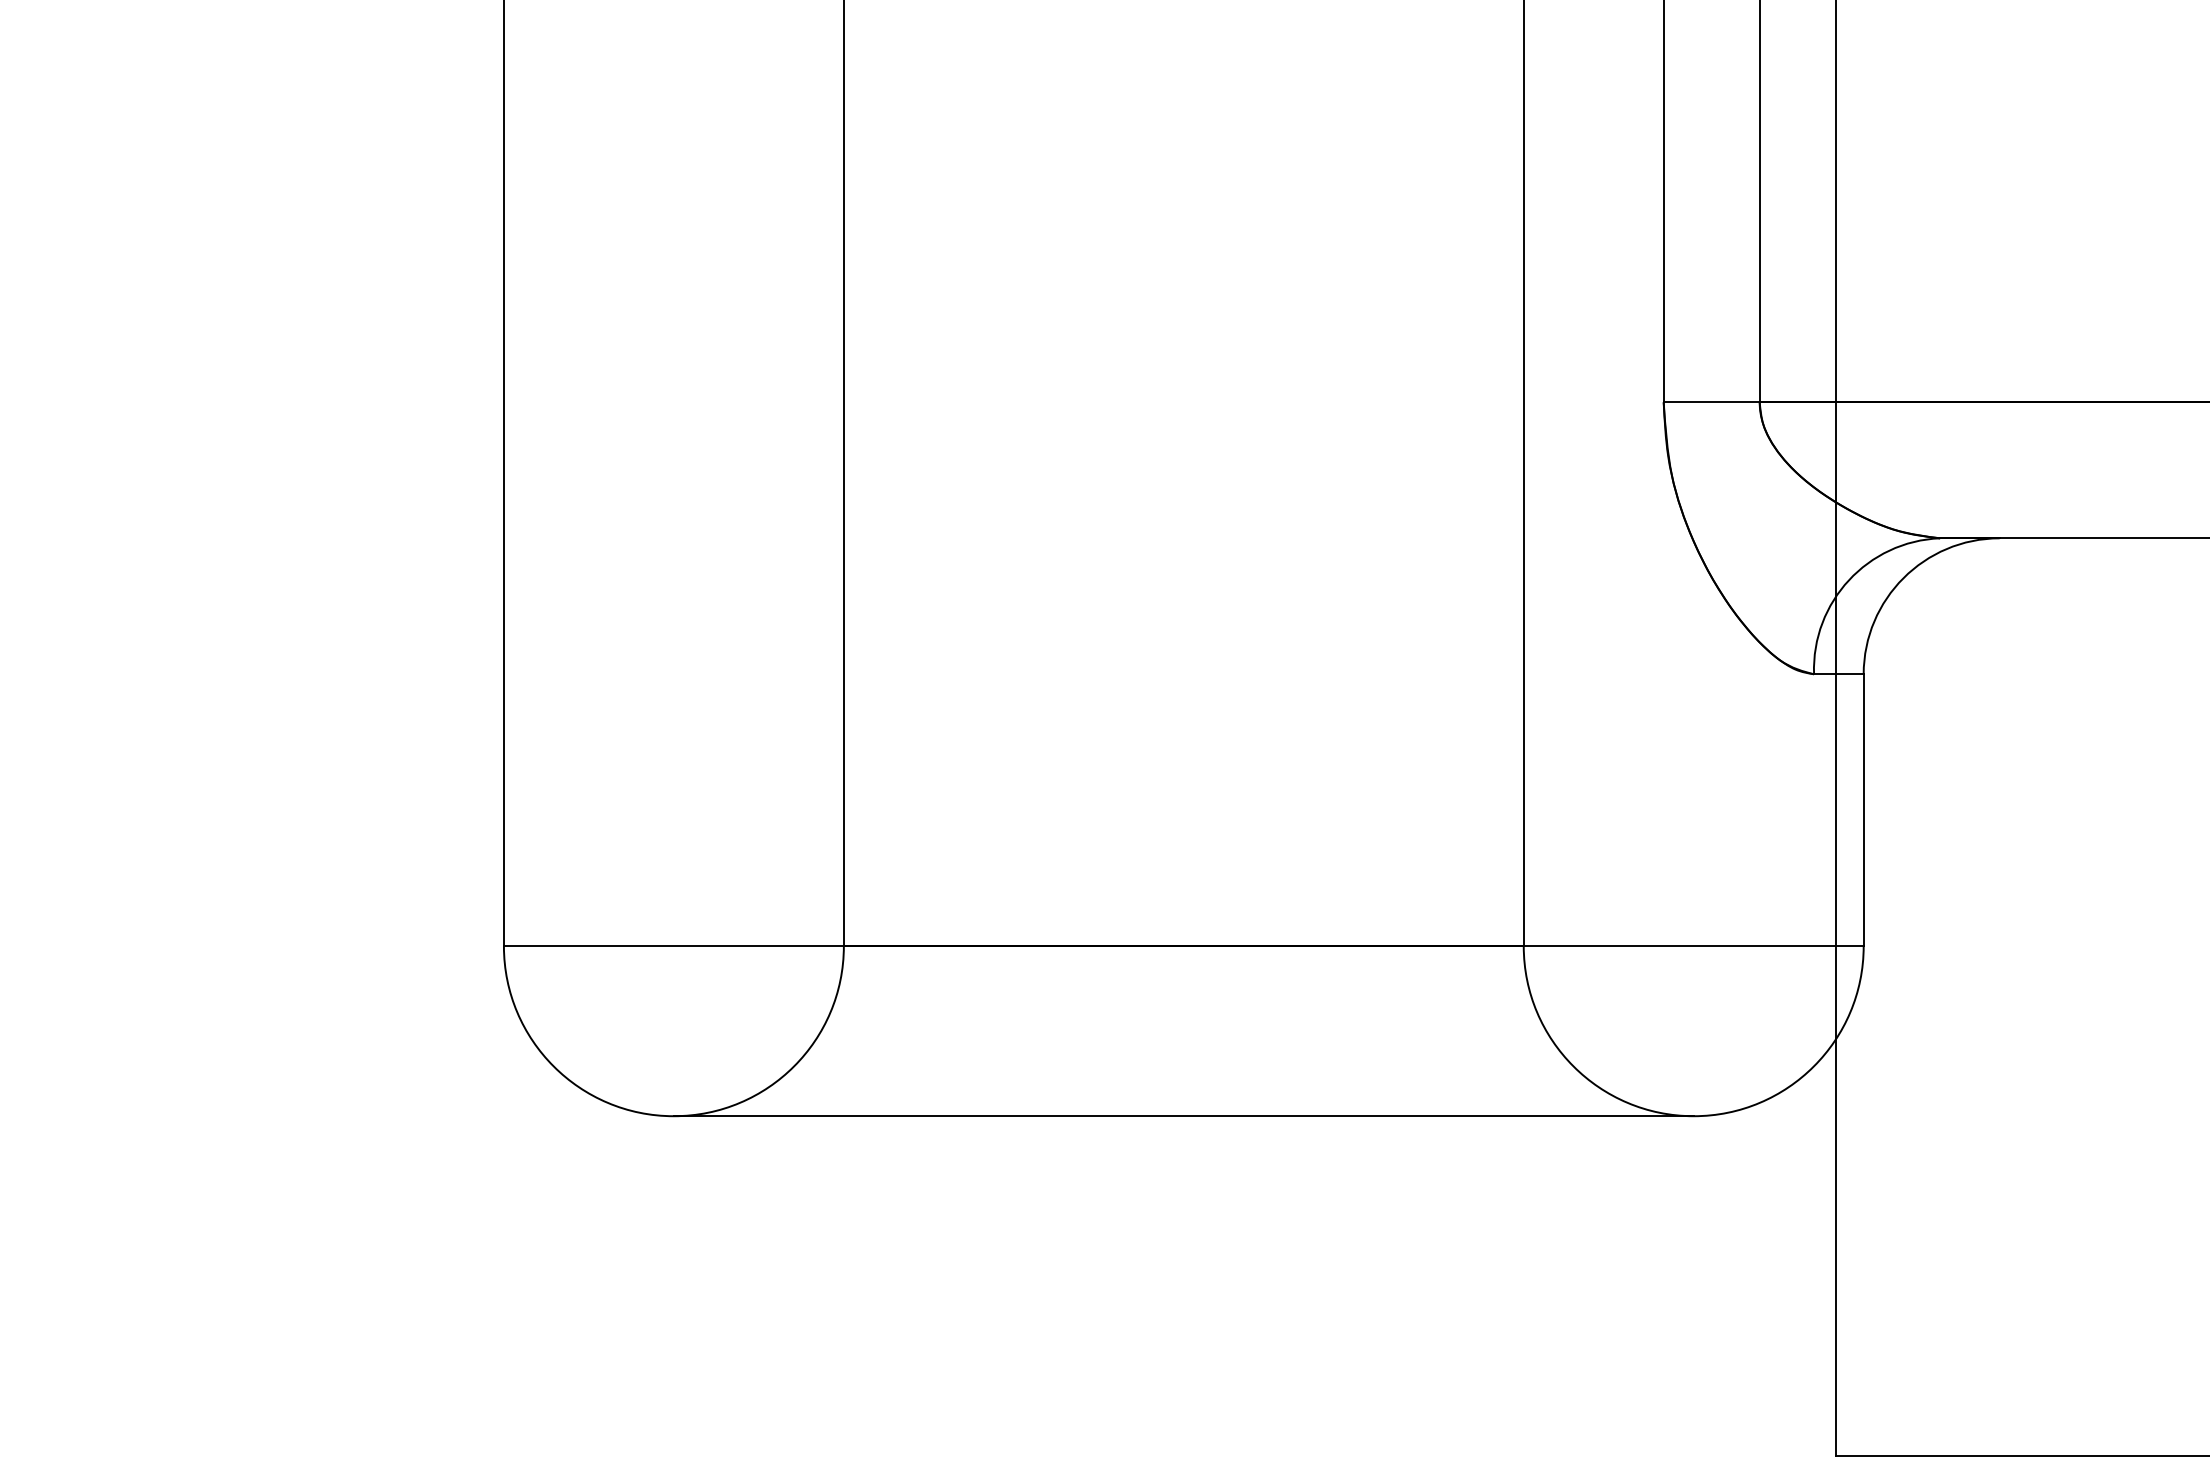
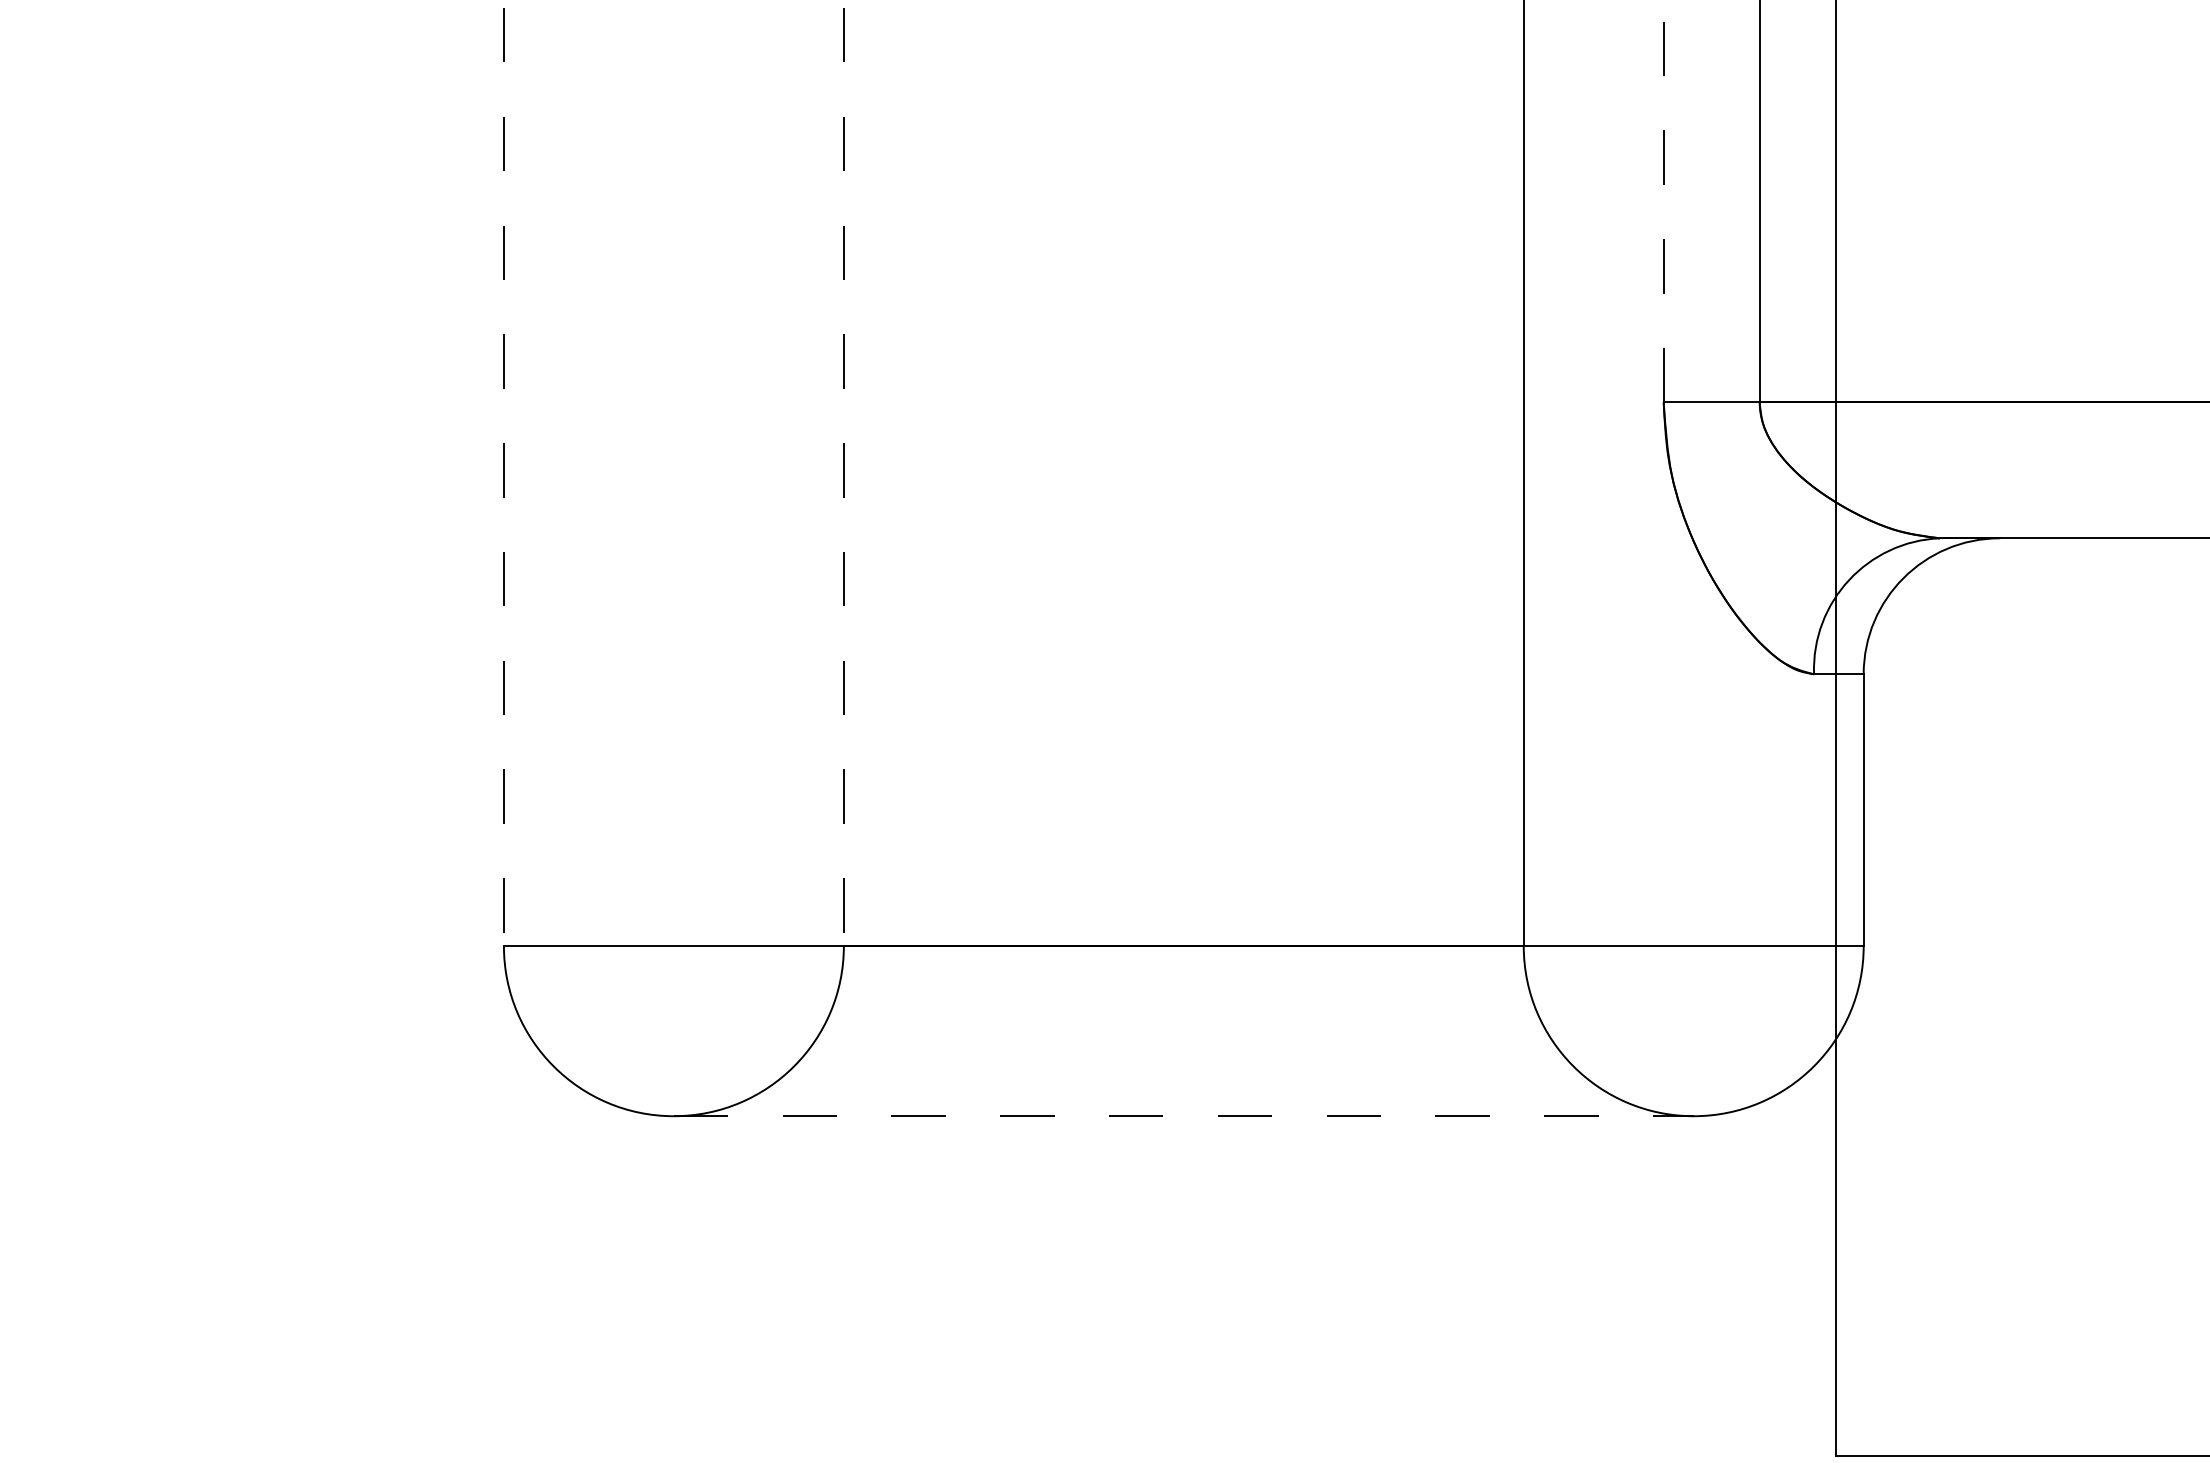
line: solid -> dashed (1663, 201)
line: solid -> dashed (503, 473)
line: solid -> dashed (843, 473)
line: solid -> dashed (1183, 1116)
